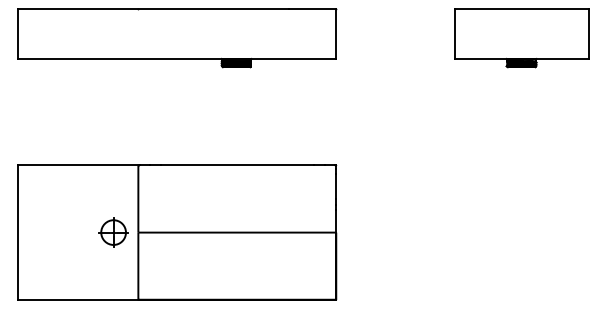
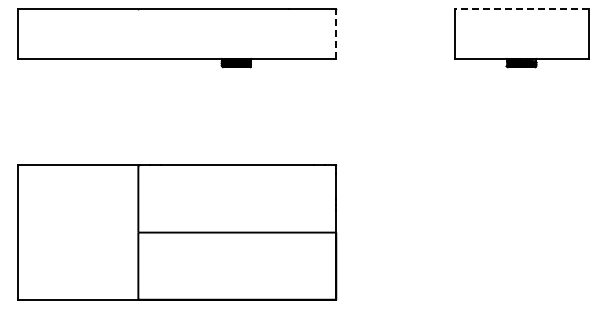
line: solid -> dashed (521, 9)
line: solid -> dashed (336, 33)
part: present -> none (113, 232)
